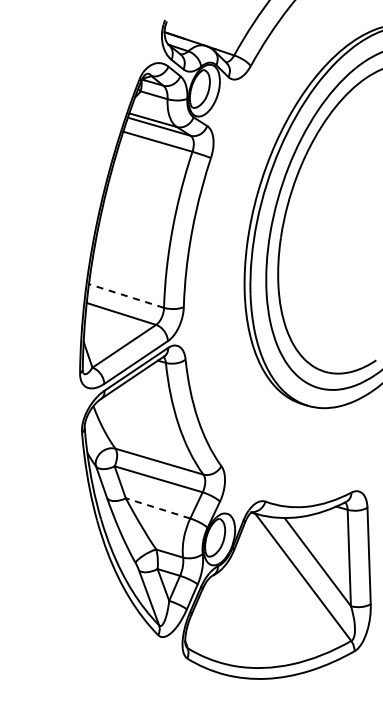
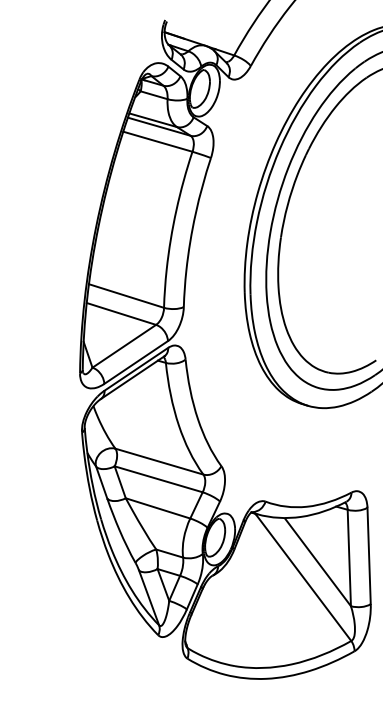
line: dashed -> solid (126, 295)
line: dashed -> solid (158, 508)
